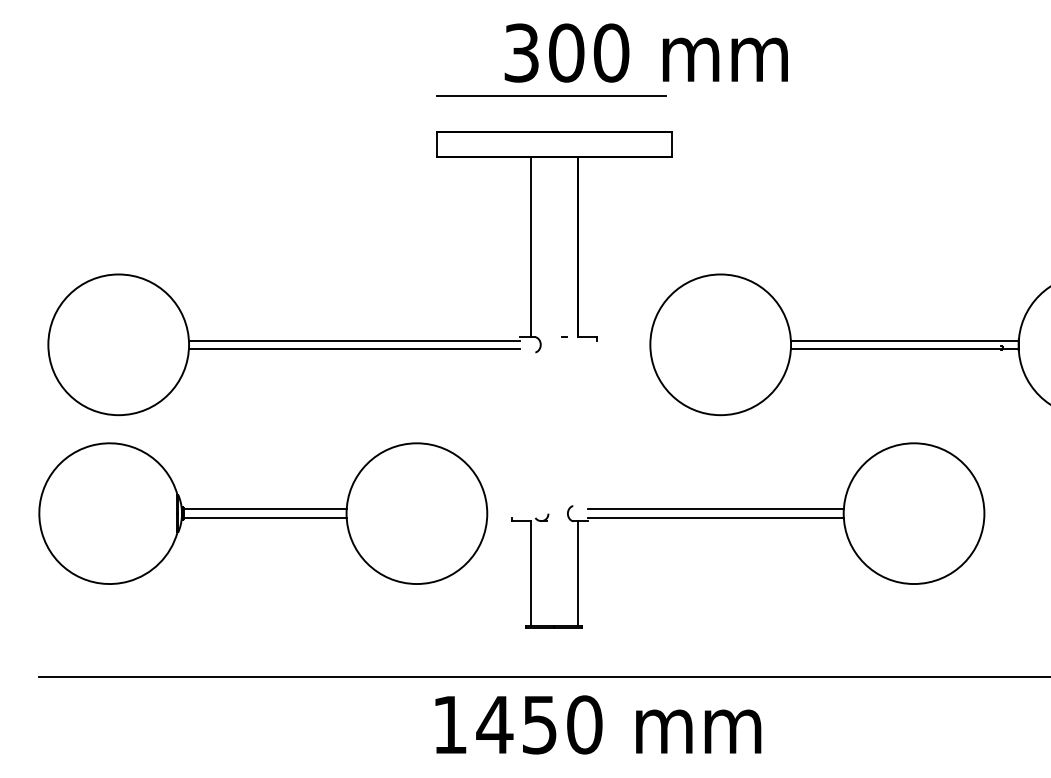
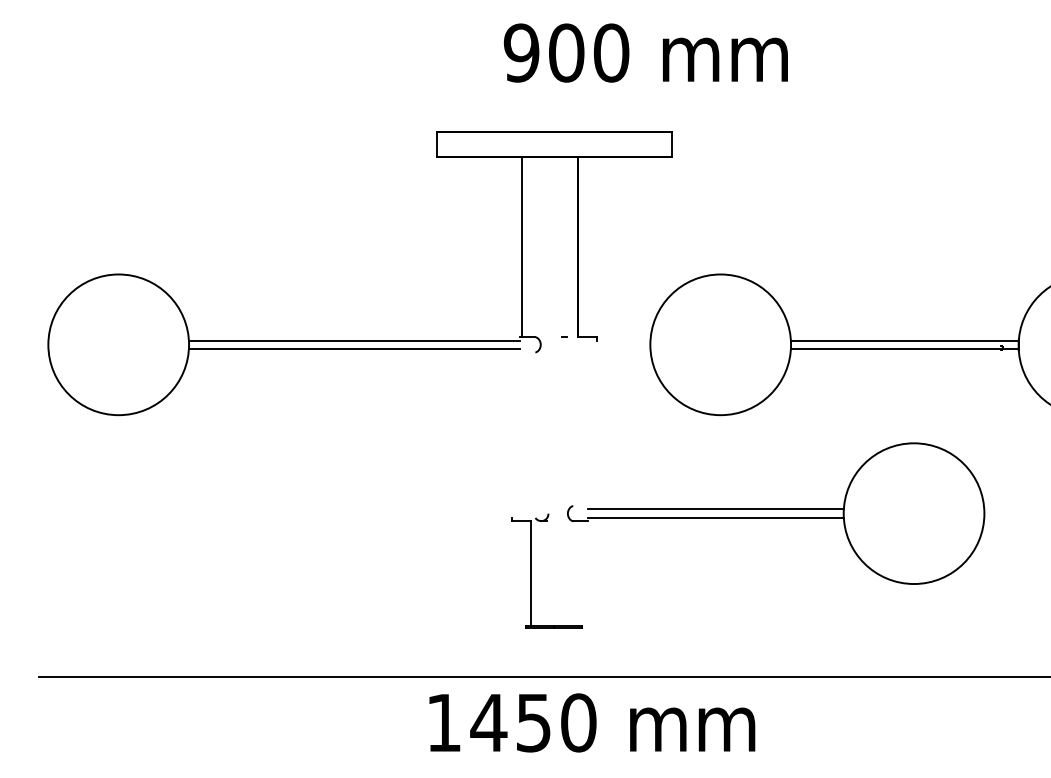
text: 300 -> 900 (521, 52)
line: present -> none (551, 96)
line position: (530, 247) -> (521, 247) (521, 247)
part: present -> none (263, 513)
line: present -> none (577, 573)
text position: (598, 724) -> (592, 722) (592, 722)
